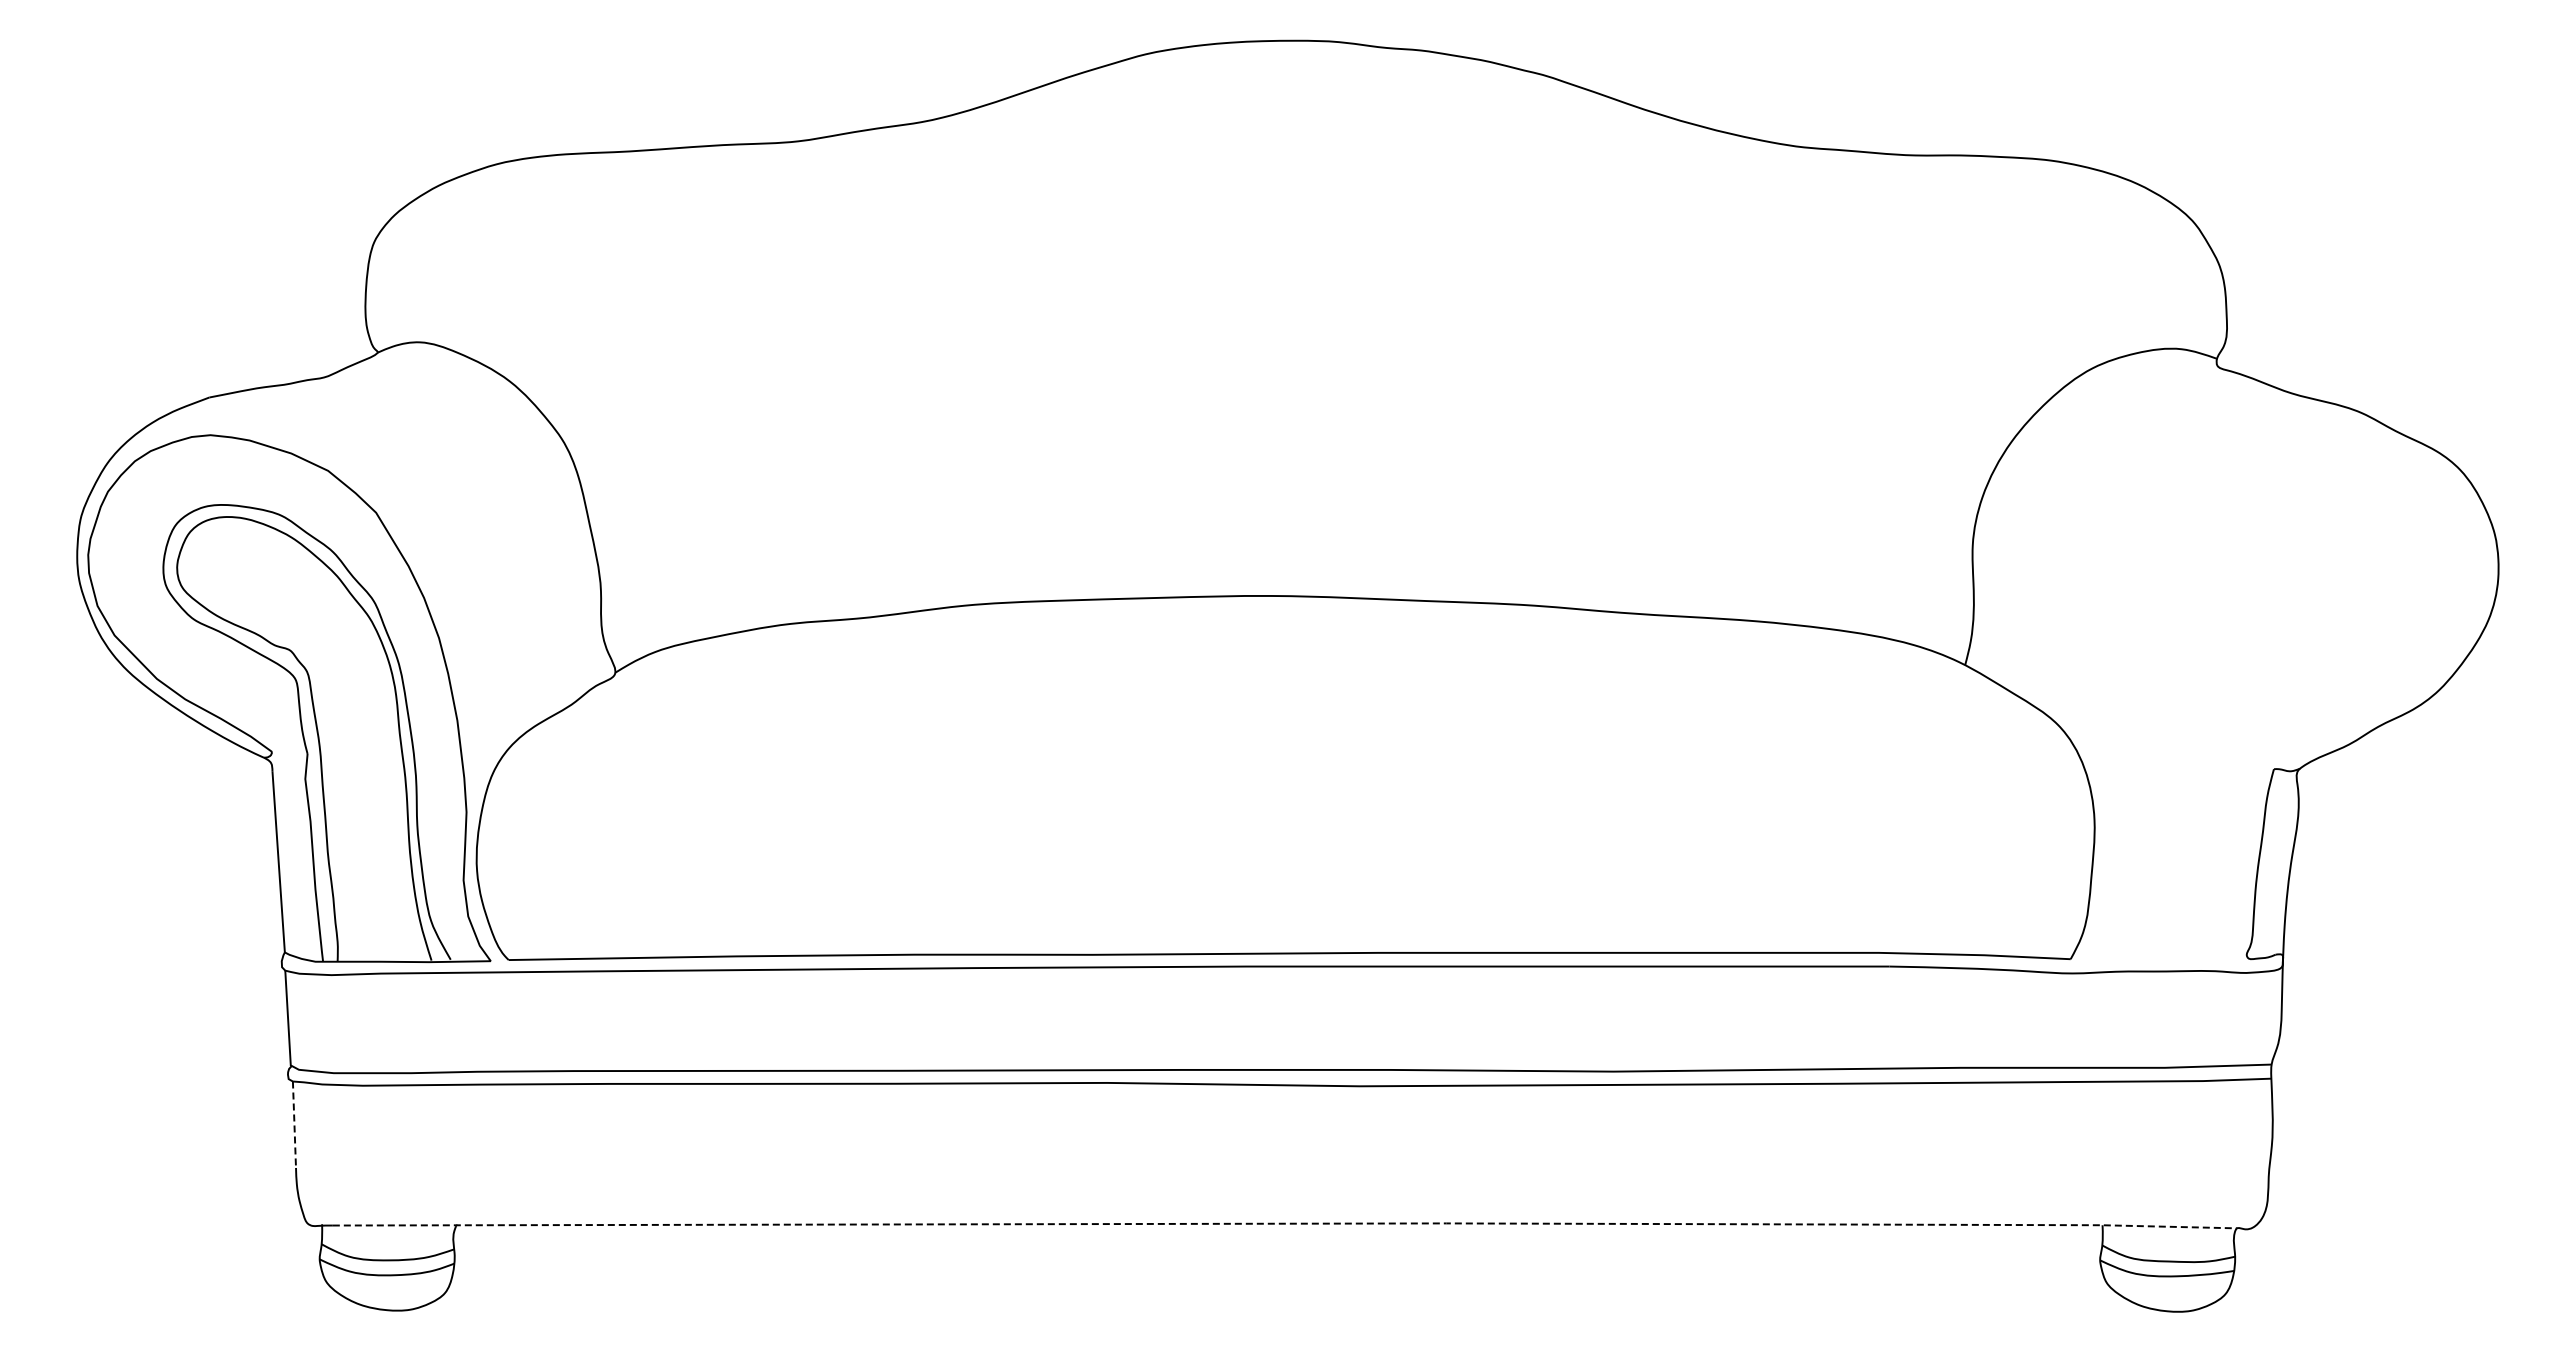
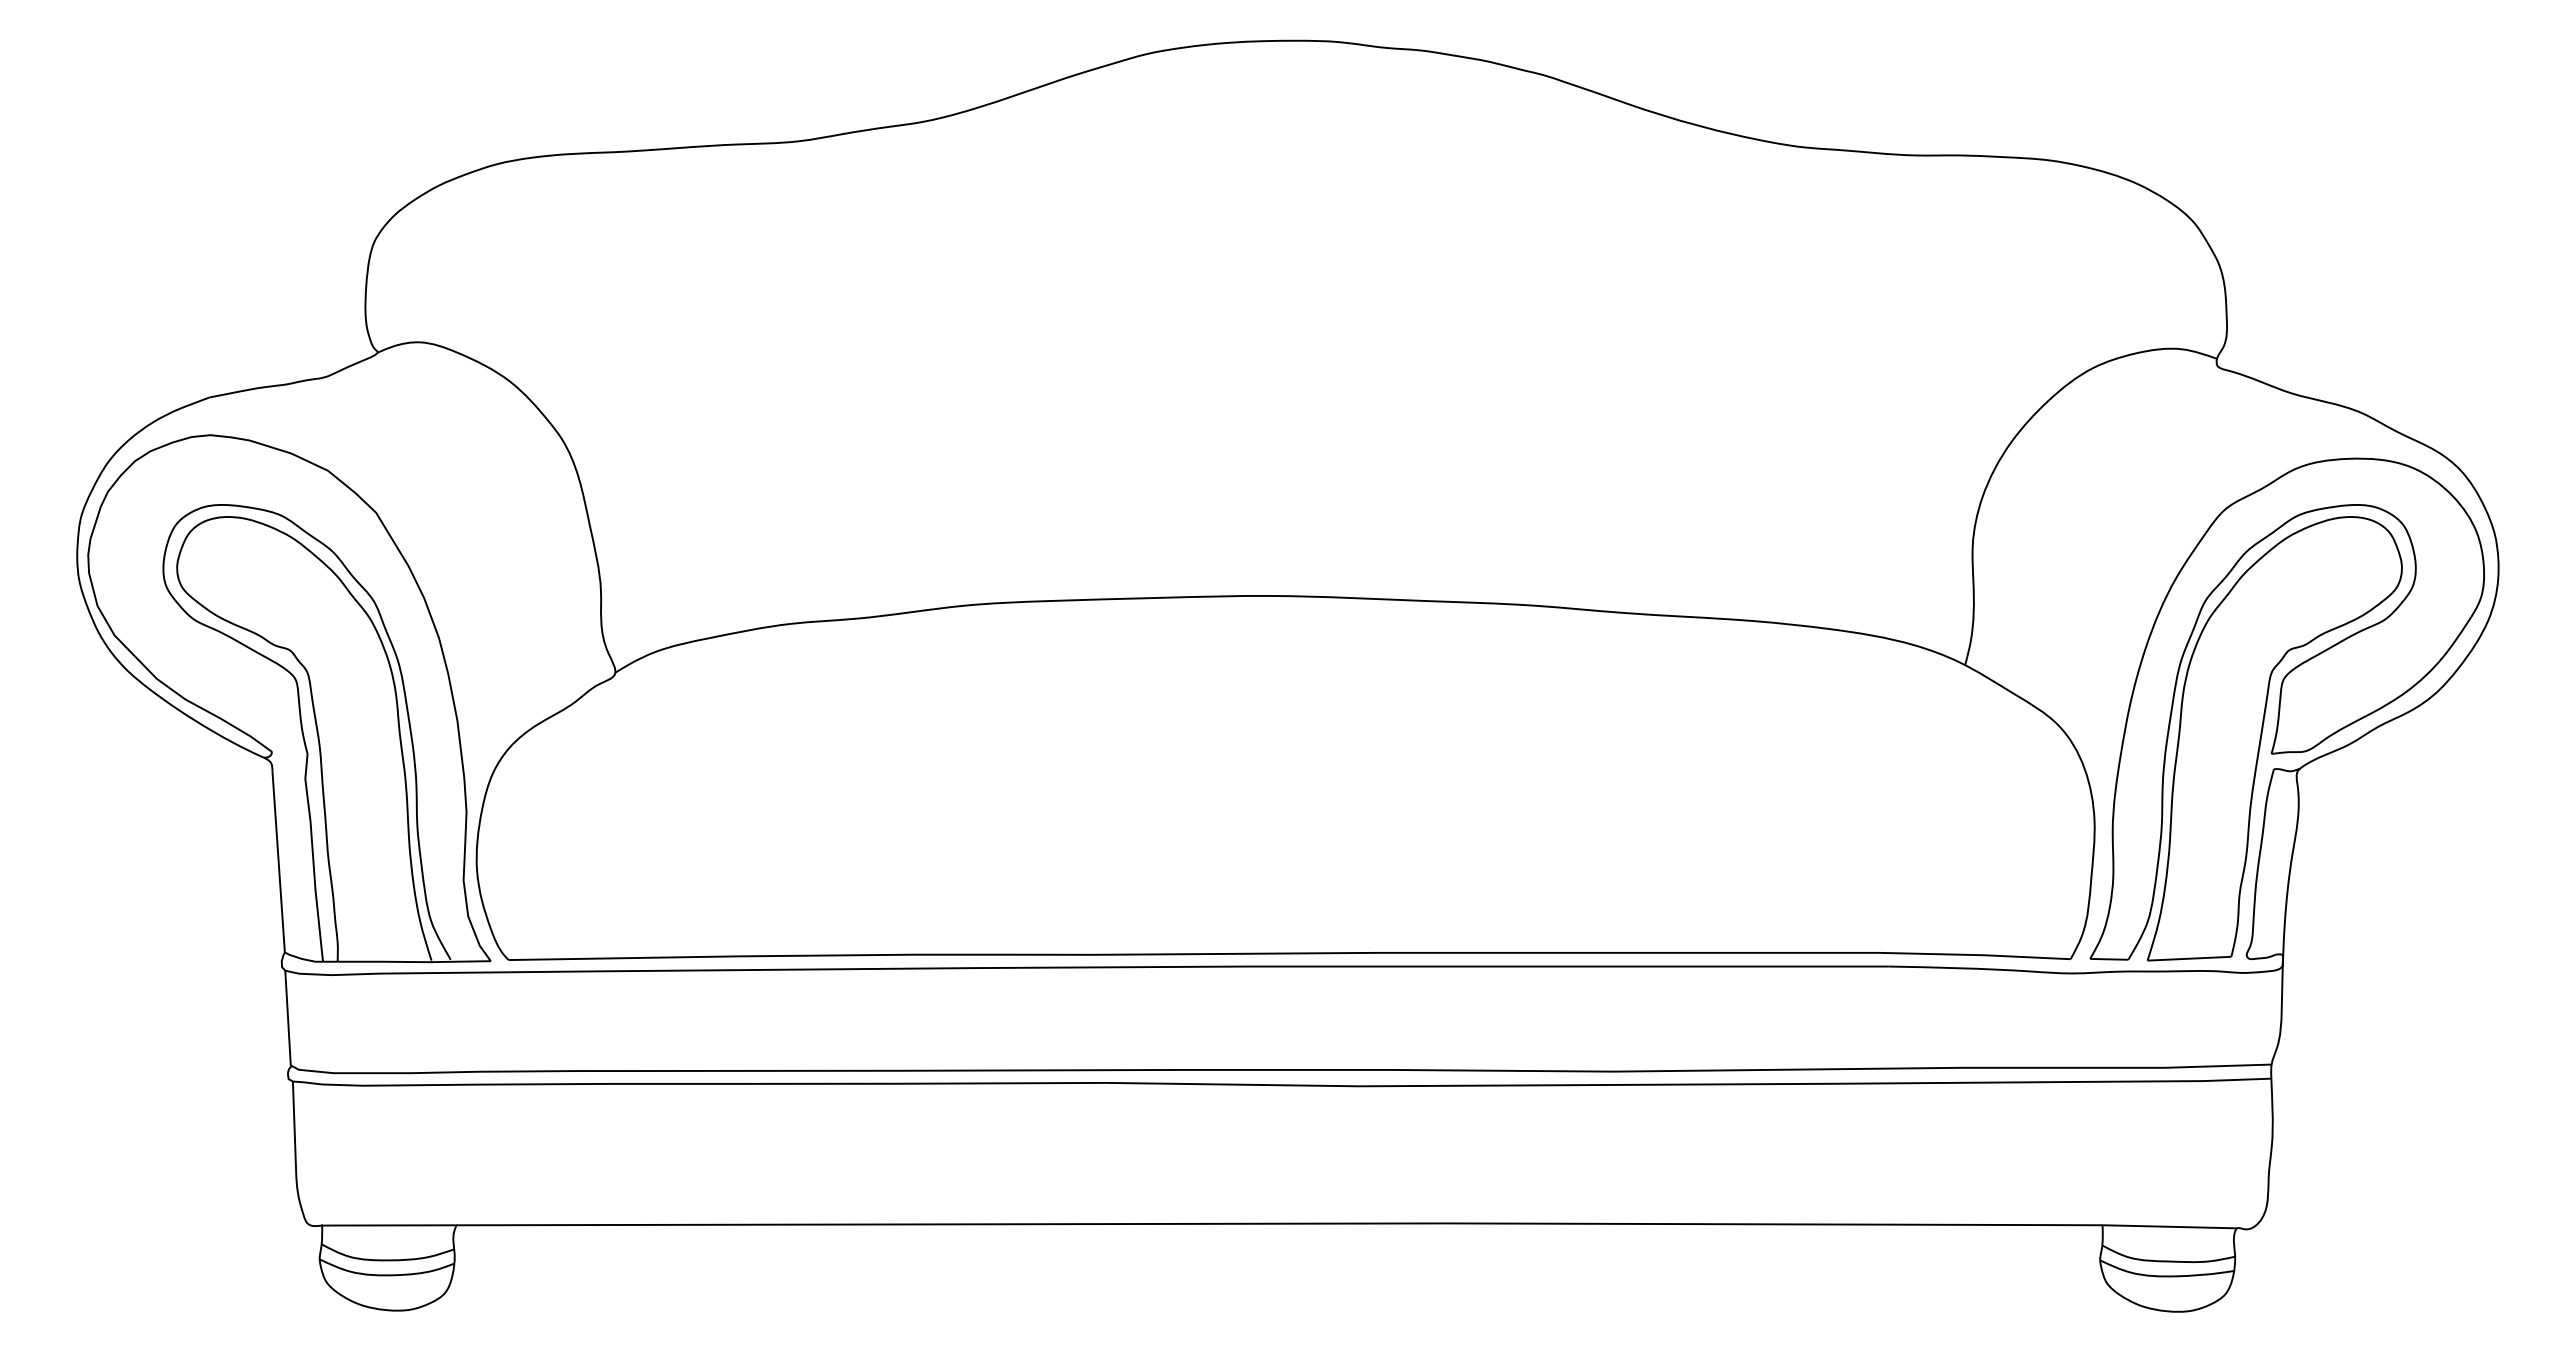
part: none -> present (2286, 709)
line: dashed -> solid (294, 1125)
line: dashed -> solid (1286, 1223)
